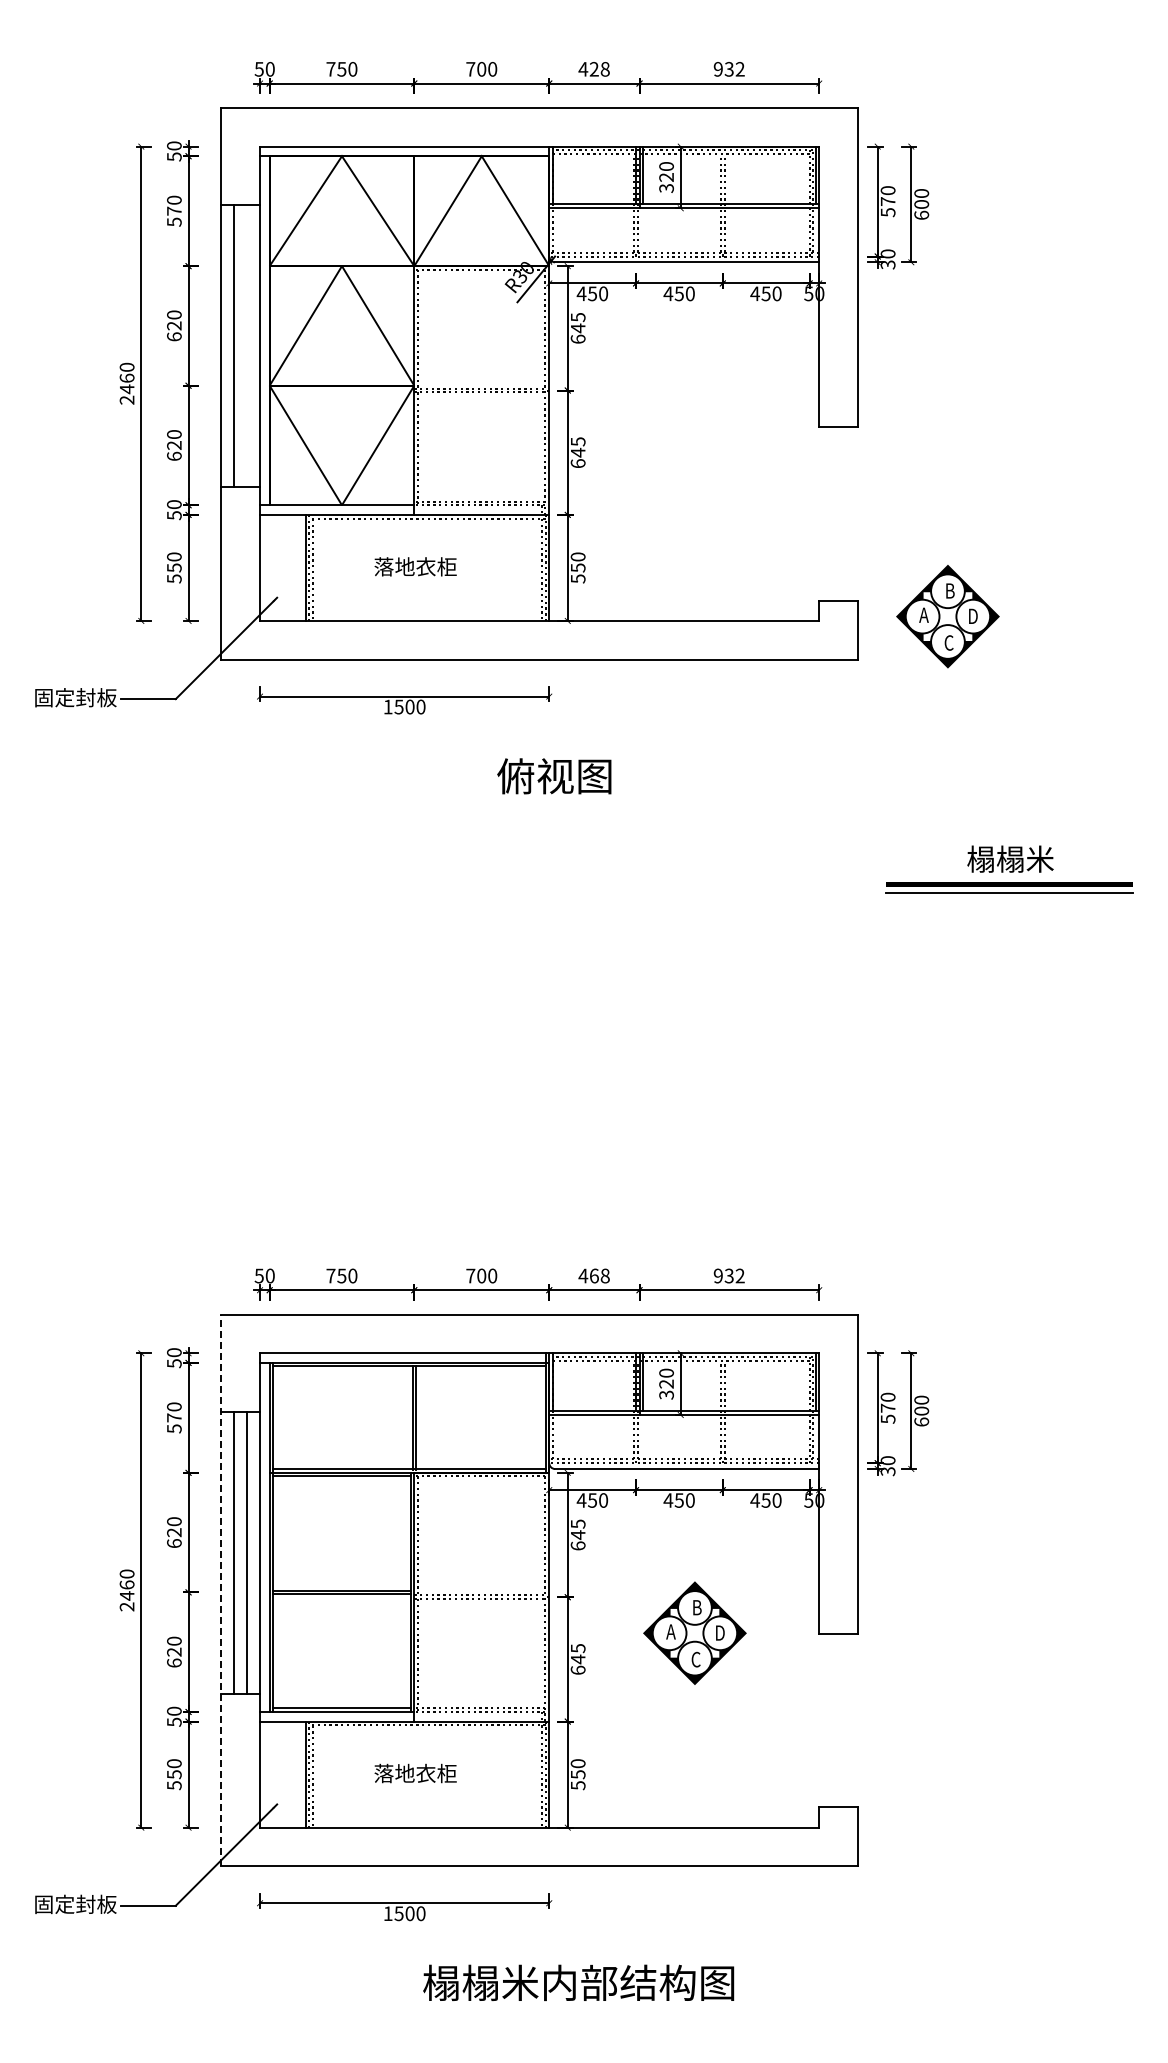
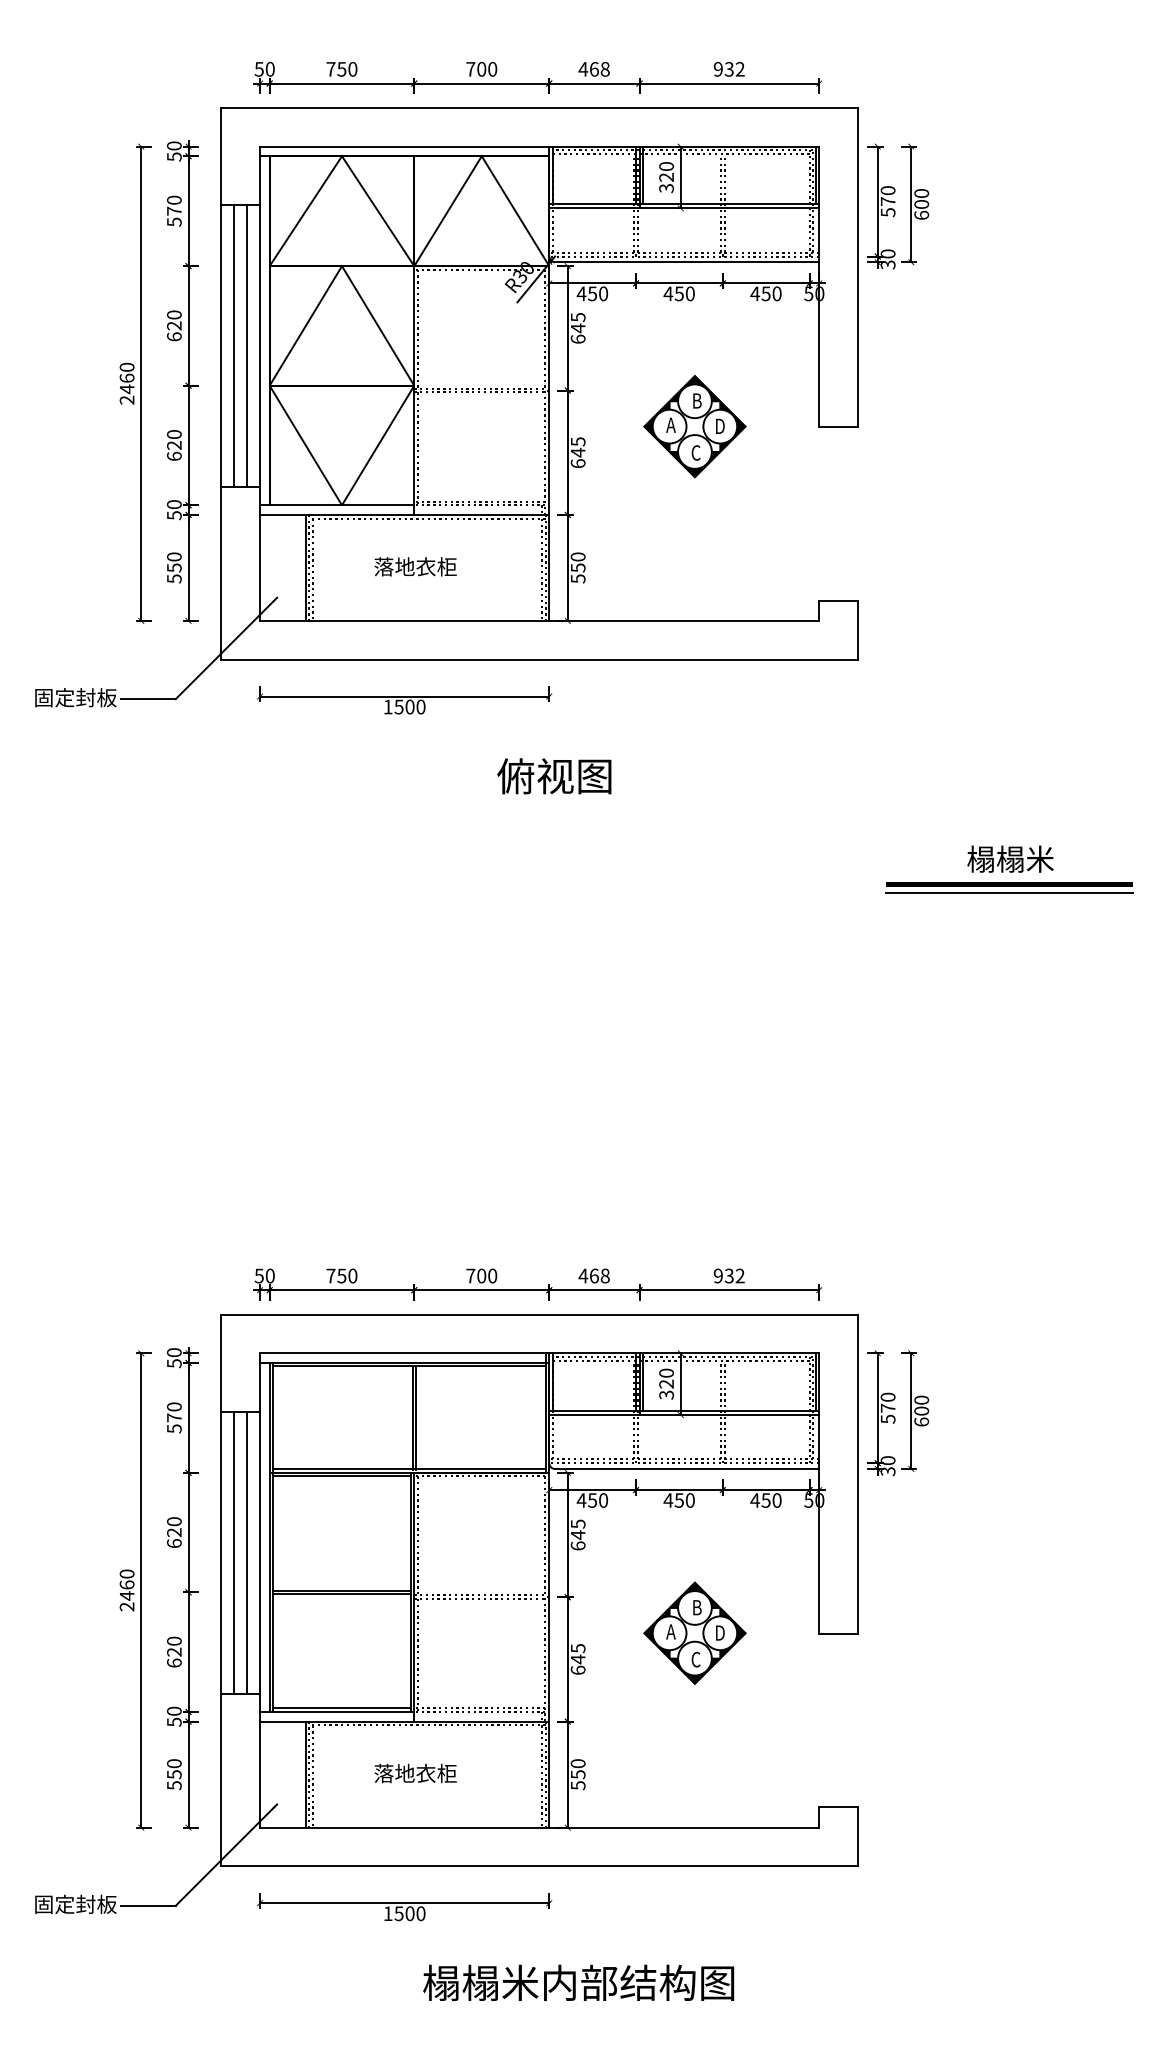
text: 428 -> 468 (593, 68)
line: none -> present (246, 345)
part position: (947, 616) -> (694, 426) (694, 426)
line: dashed -> solid (221, 1590)
